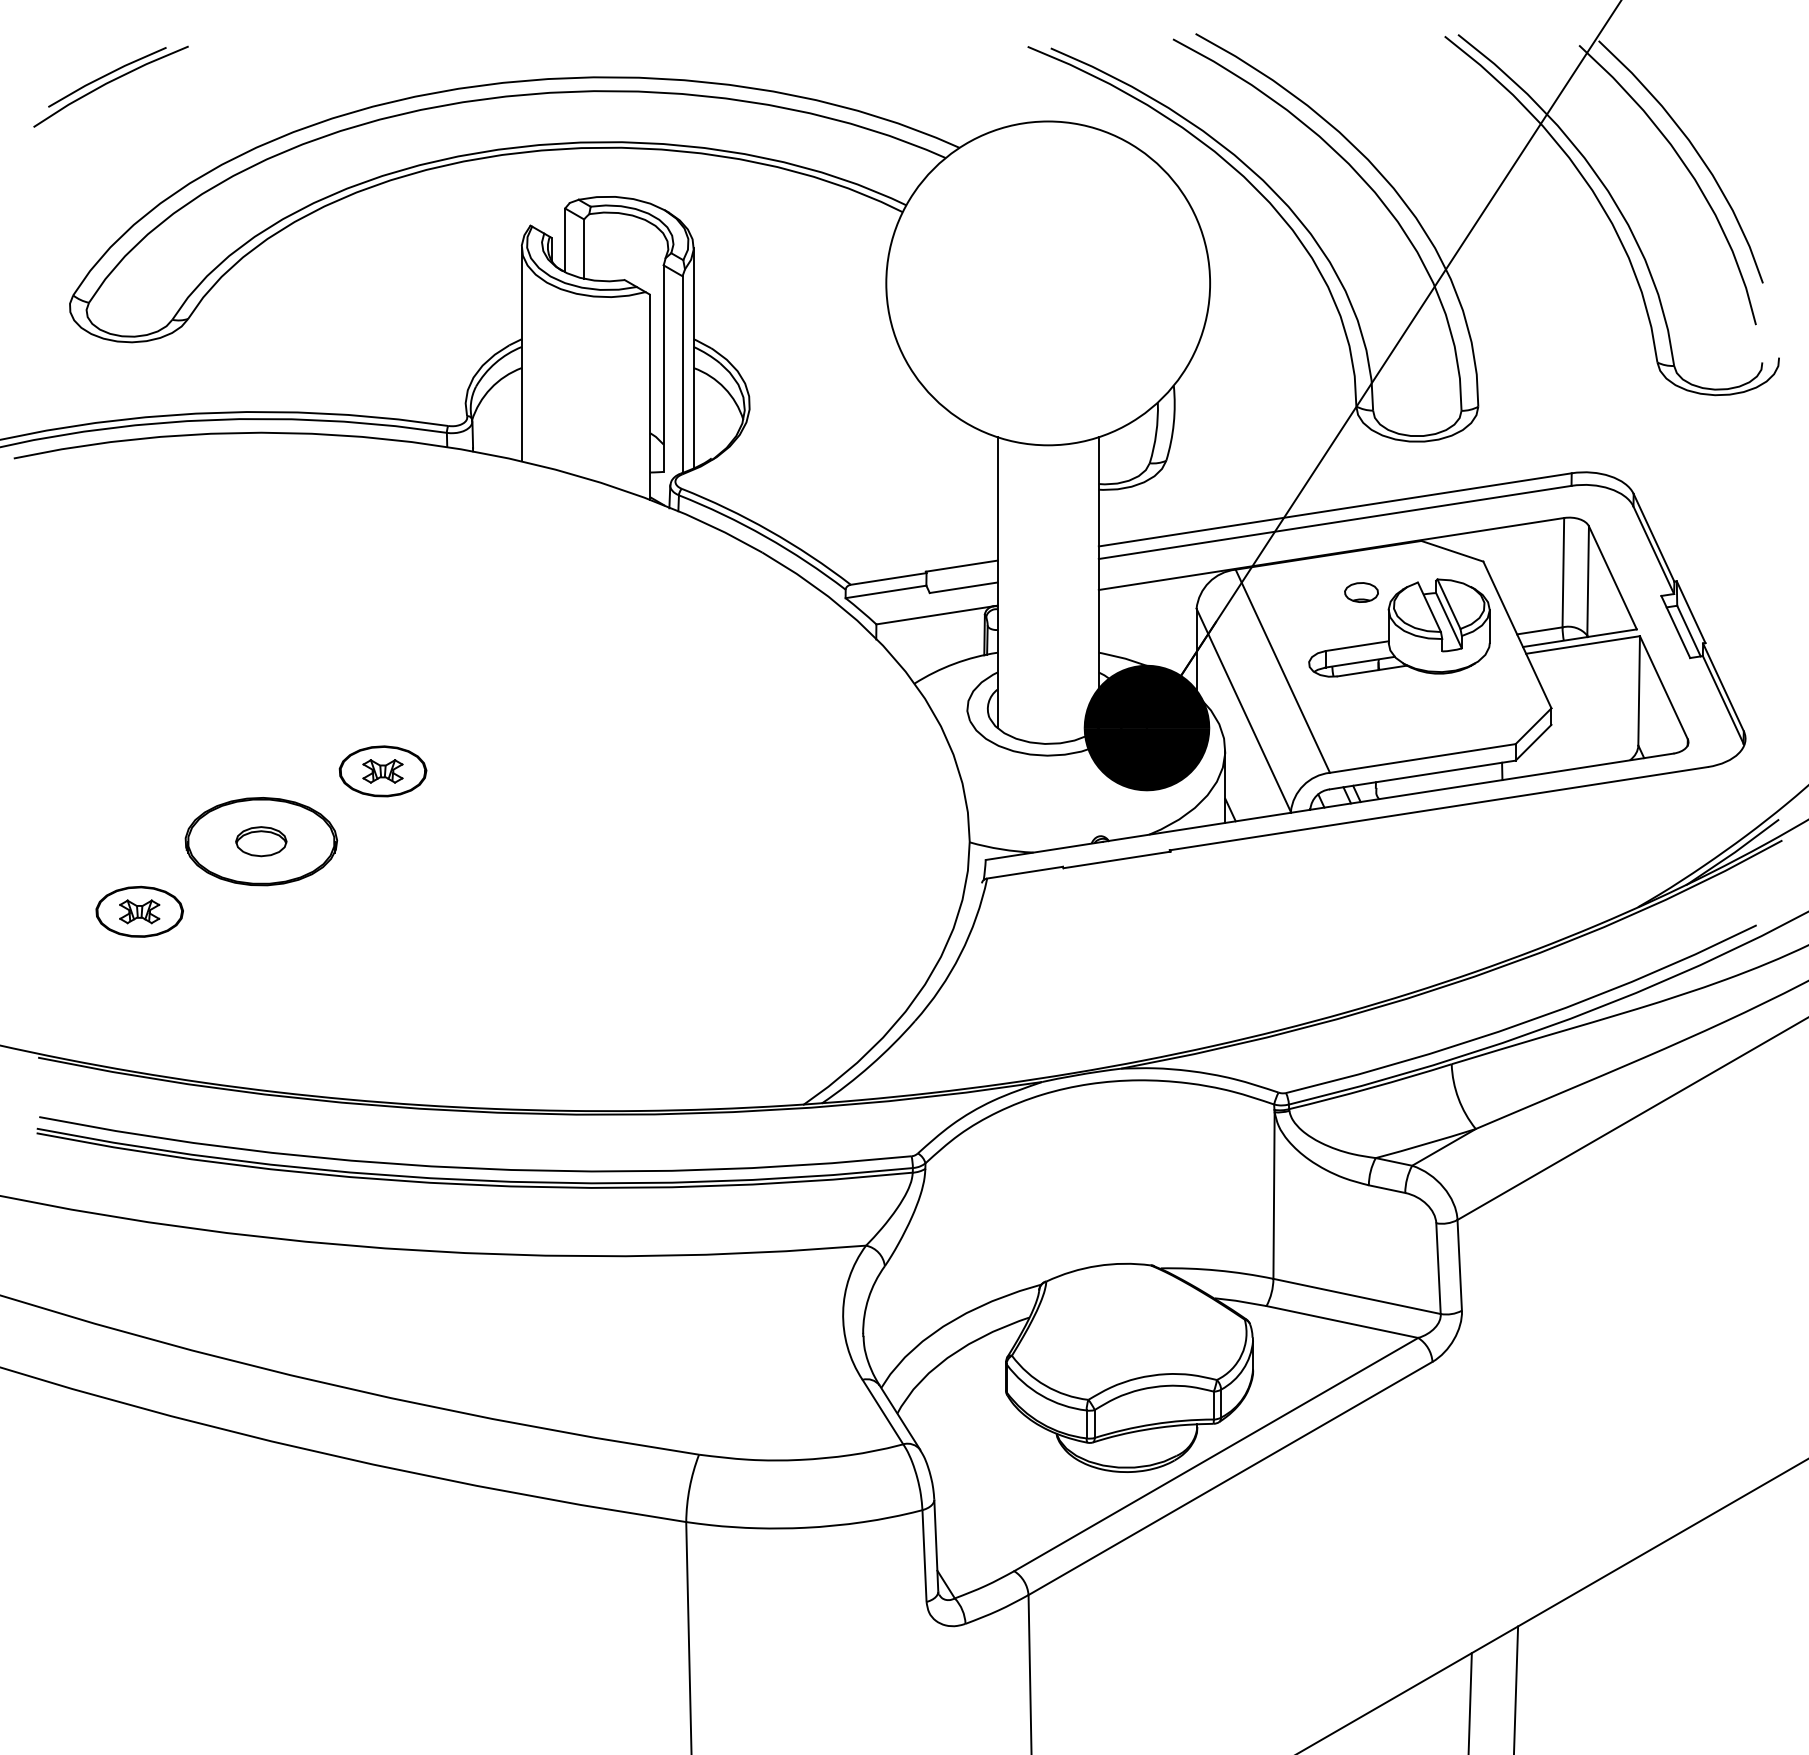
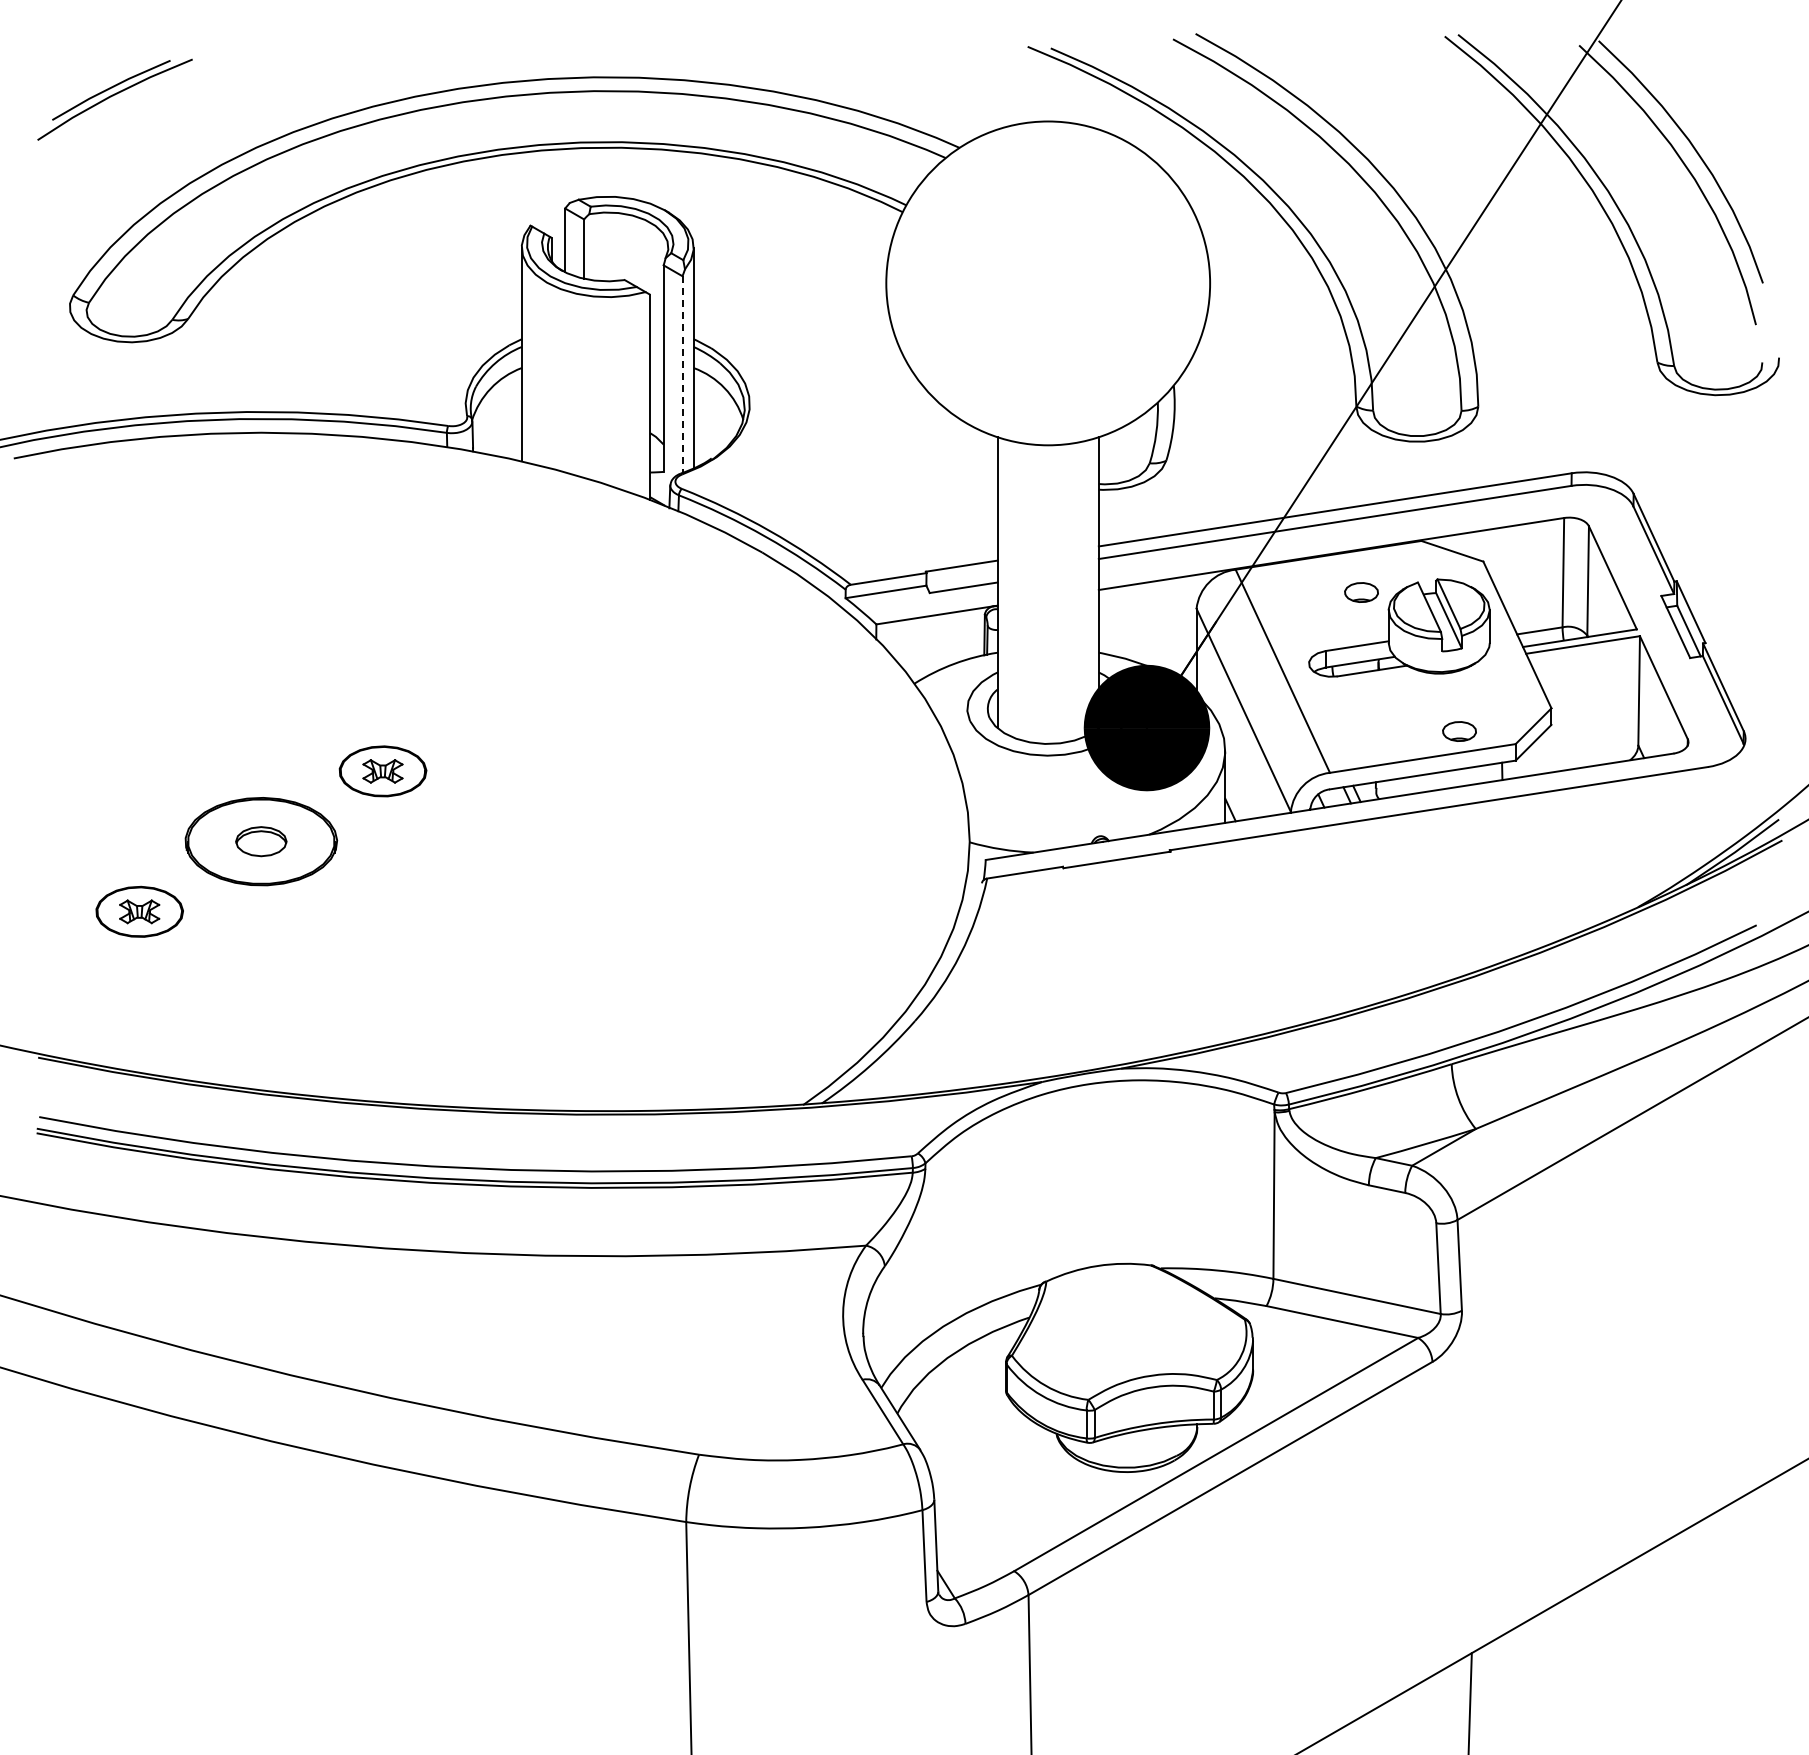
part position: (110, 86) -> (114, 99) (114, 99)
line: solid -> dashed (682, 375)
part: none -> present (1459, 731)
line: present -> none (1516, 1688)
